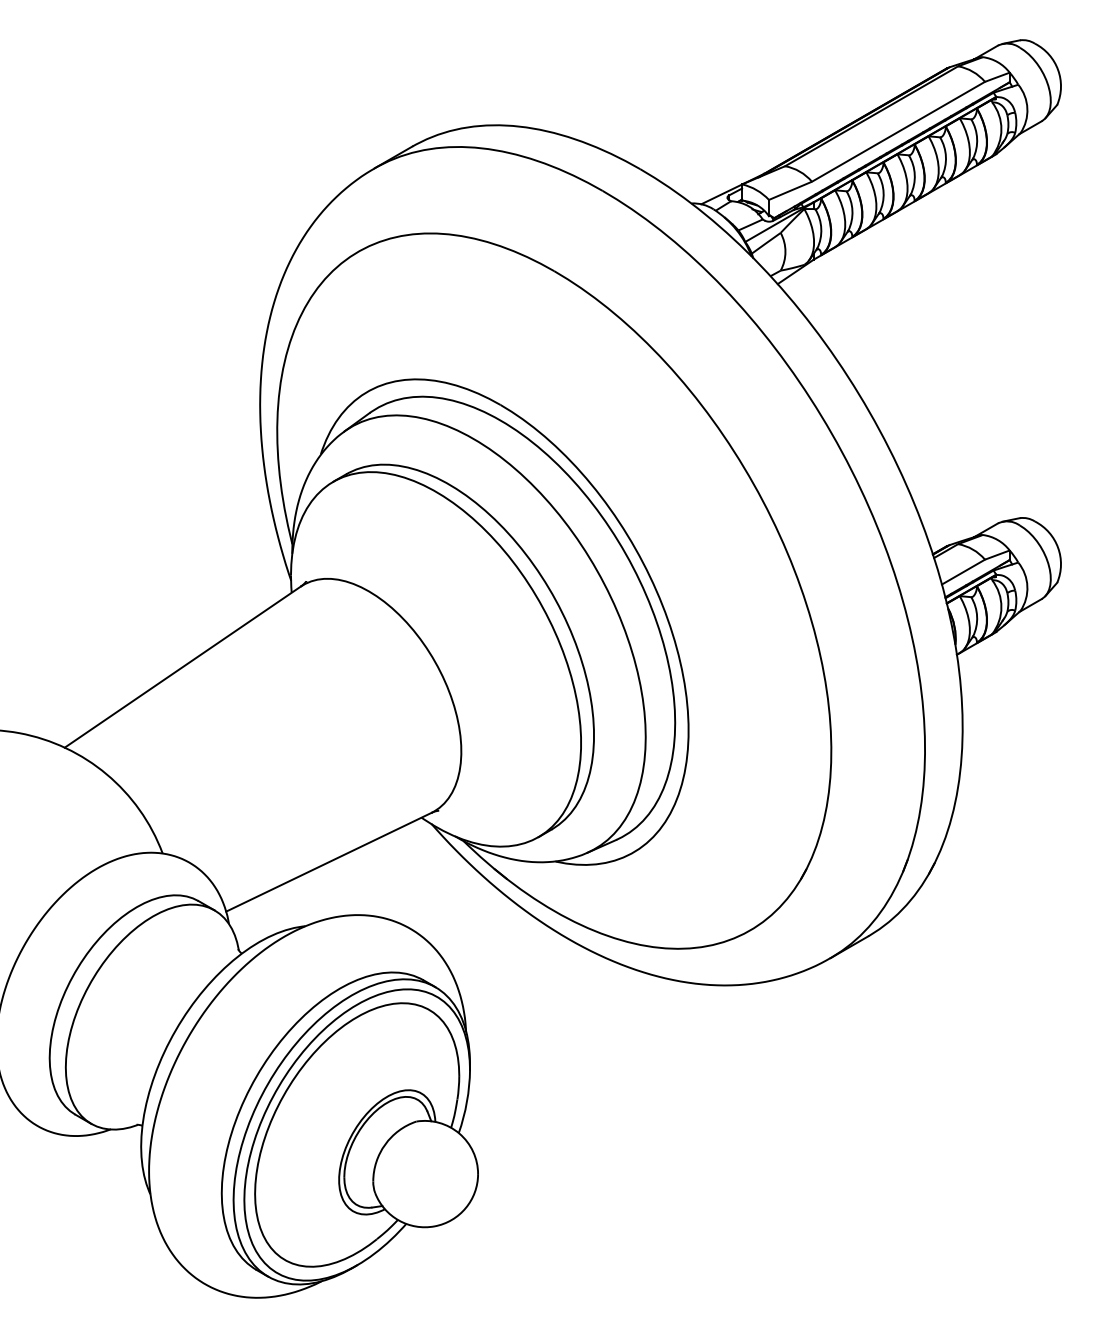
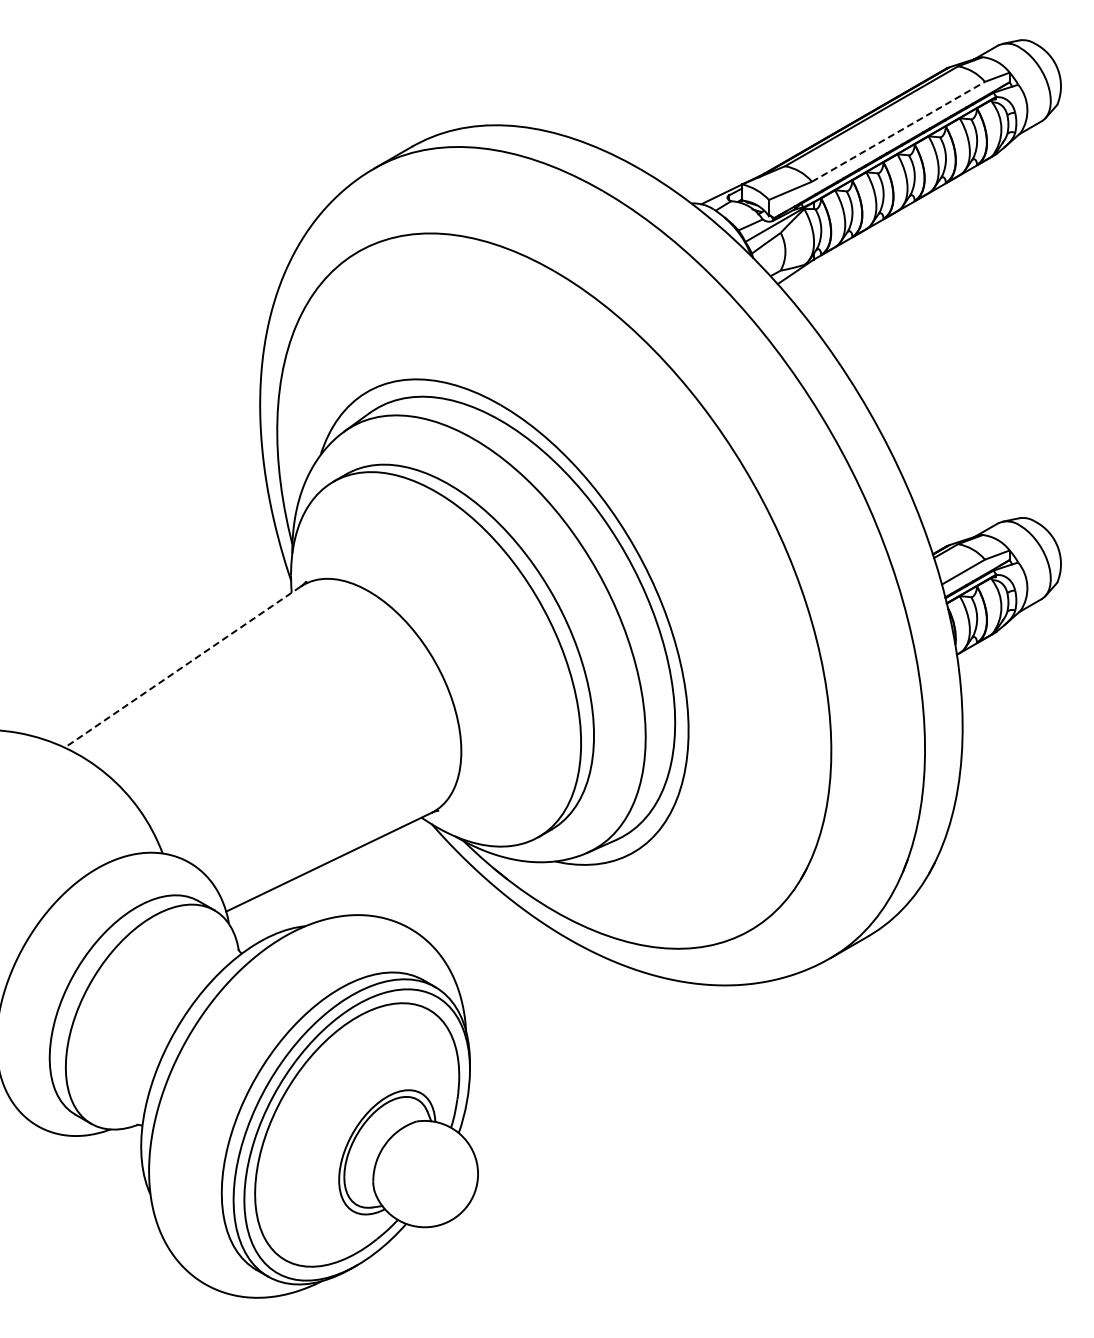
line: solid -> dashed (898, 131)
line: solid -> dashed (182, 667)
